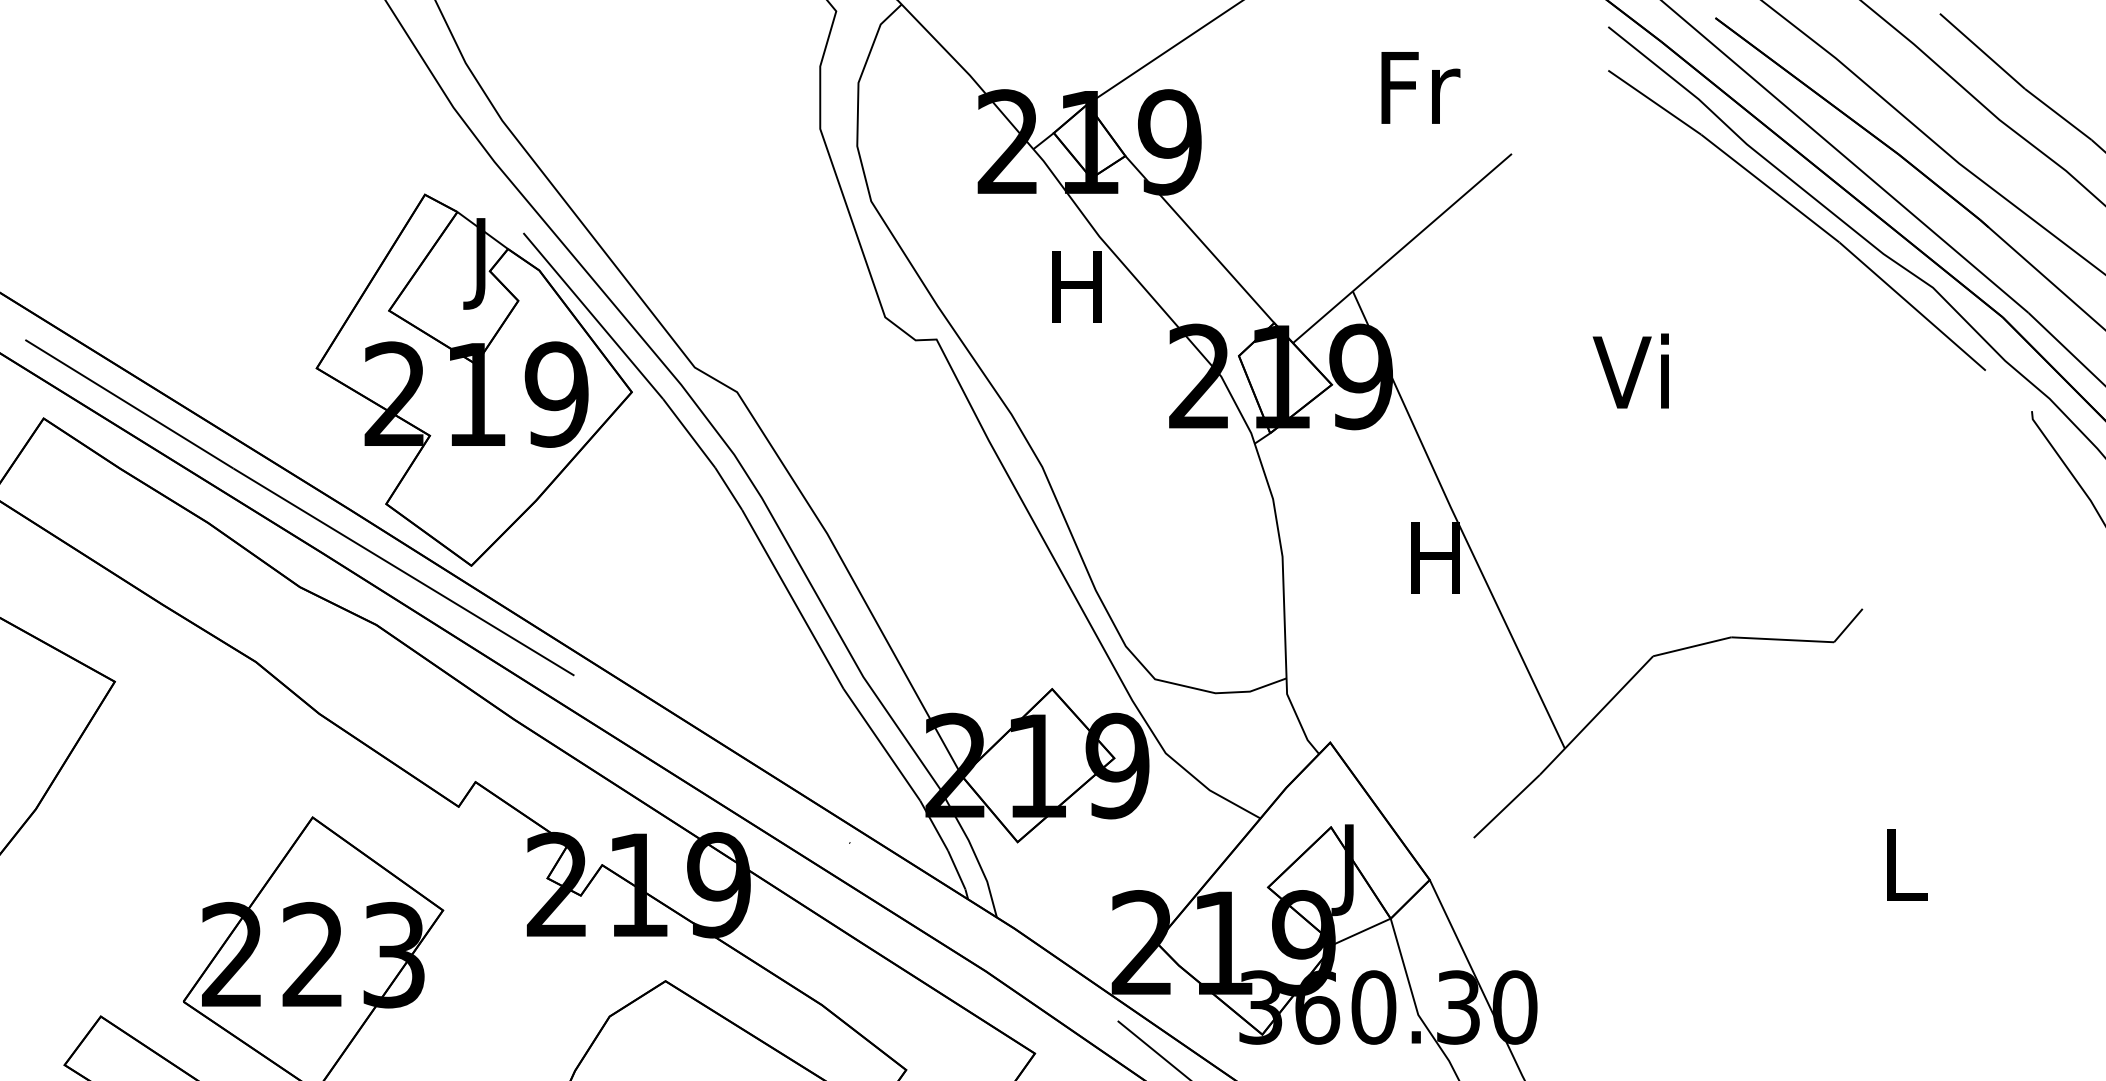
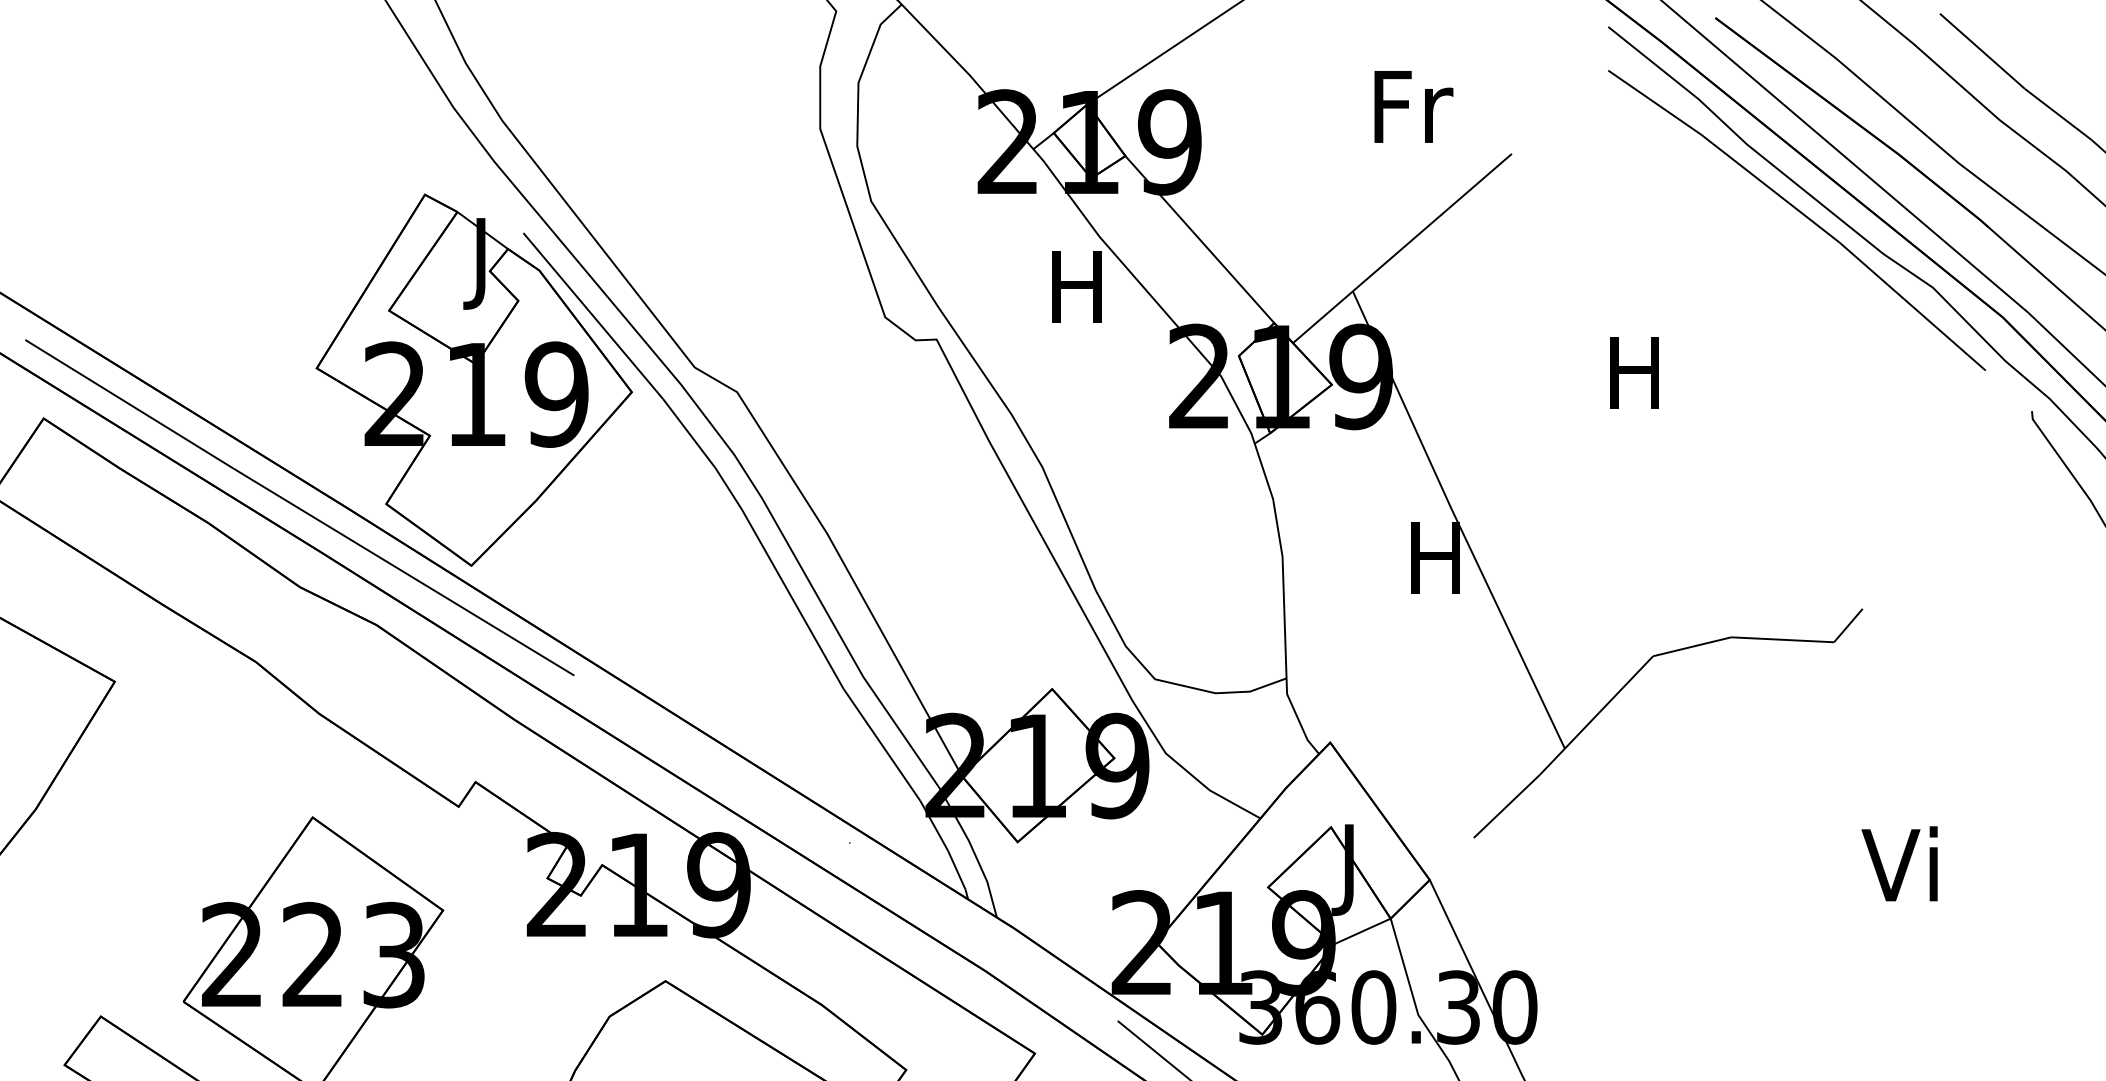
text position: (1420, 87) -> (1413, 106) (1413, 106)
text: Vi -> H (1630, 370)
text: L -> Vi (1899, 863)
